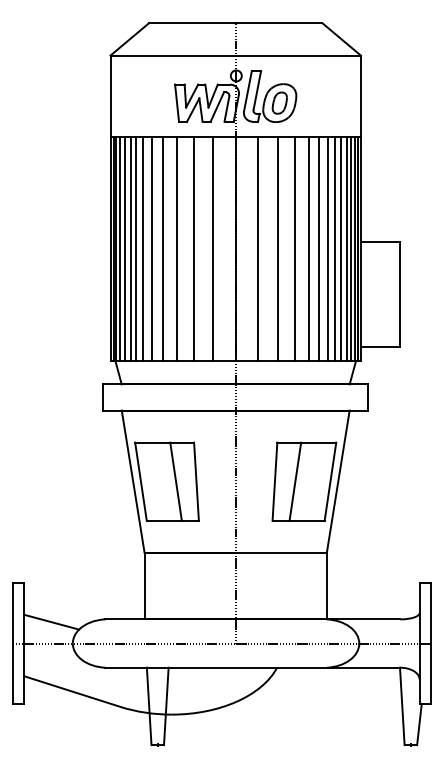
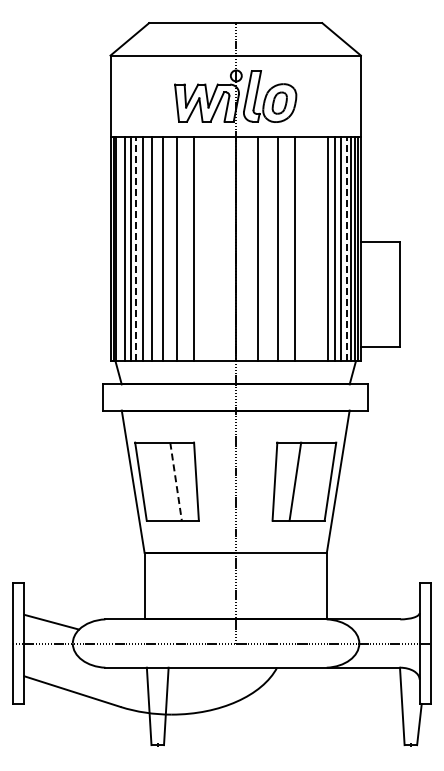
line: solid -> dashed (136, 248)
line: solid -> dashed (346, 248)
line: present -> none (120, 249)
line: present -> none (213, 249)
line: present -> none (308, 249)
line: present -> none (319, 249)
line: solid -> dashed (176, 482)
